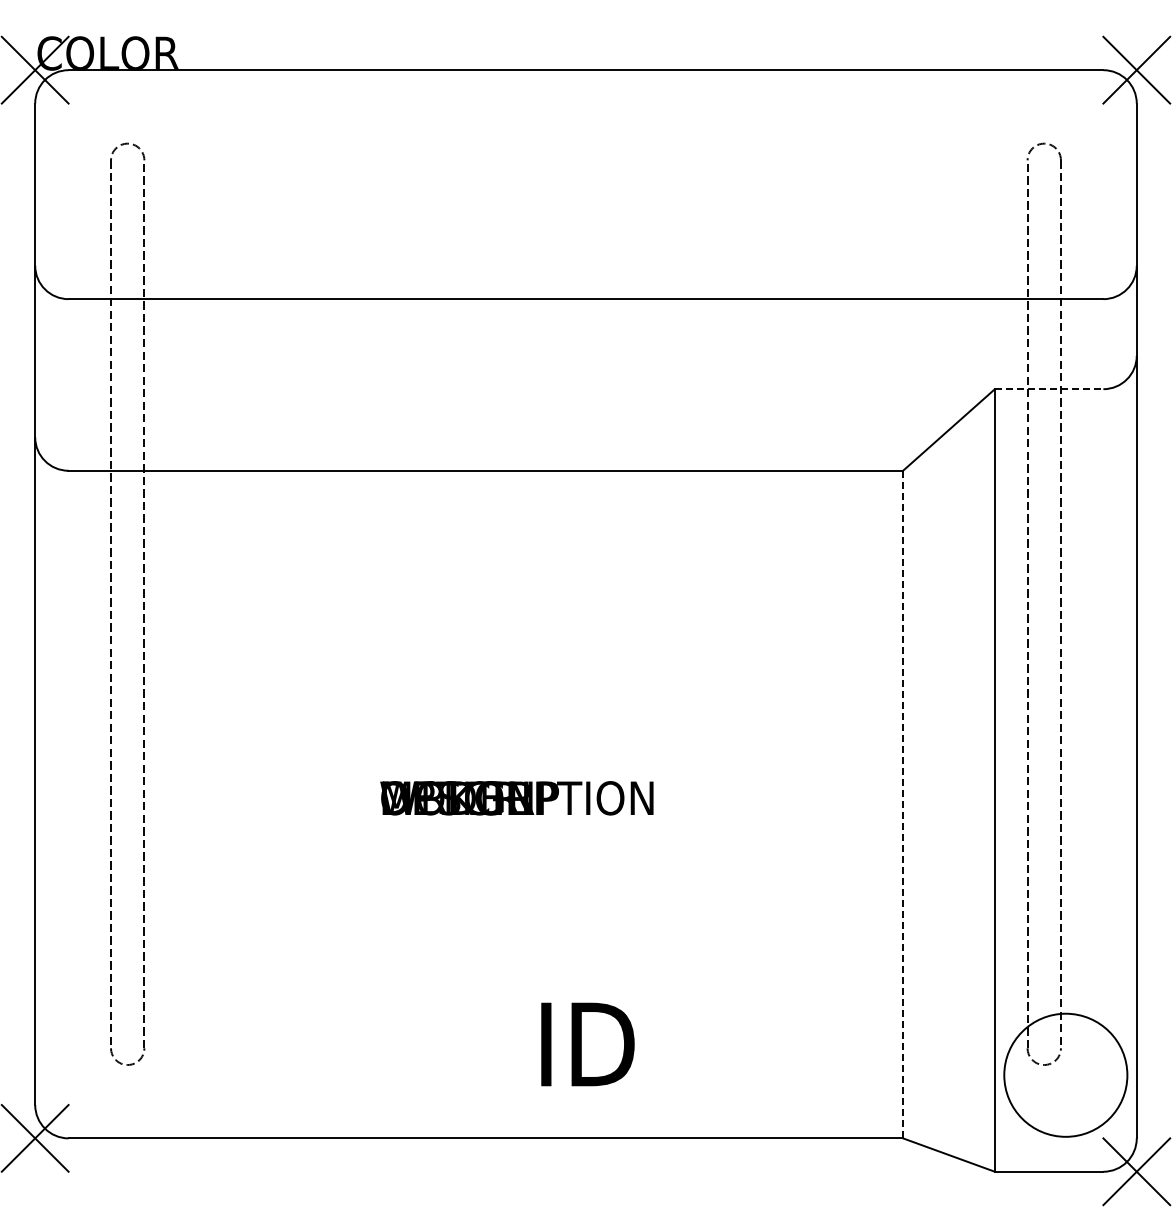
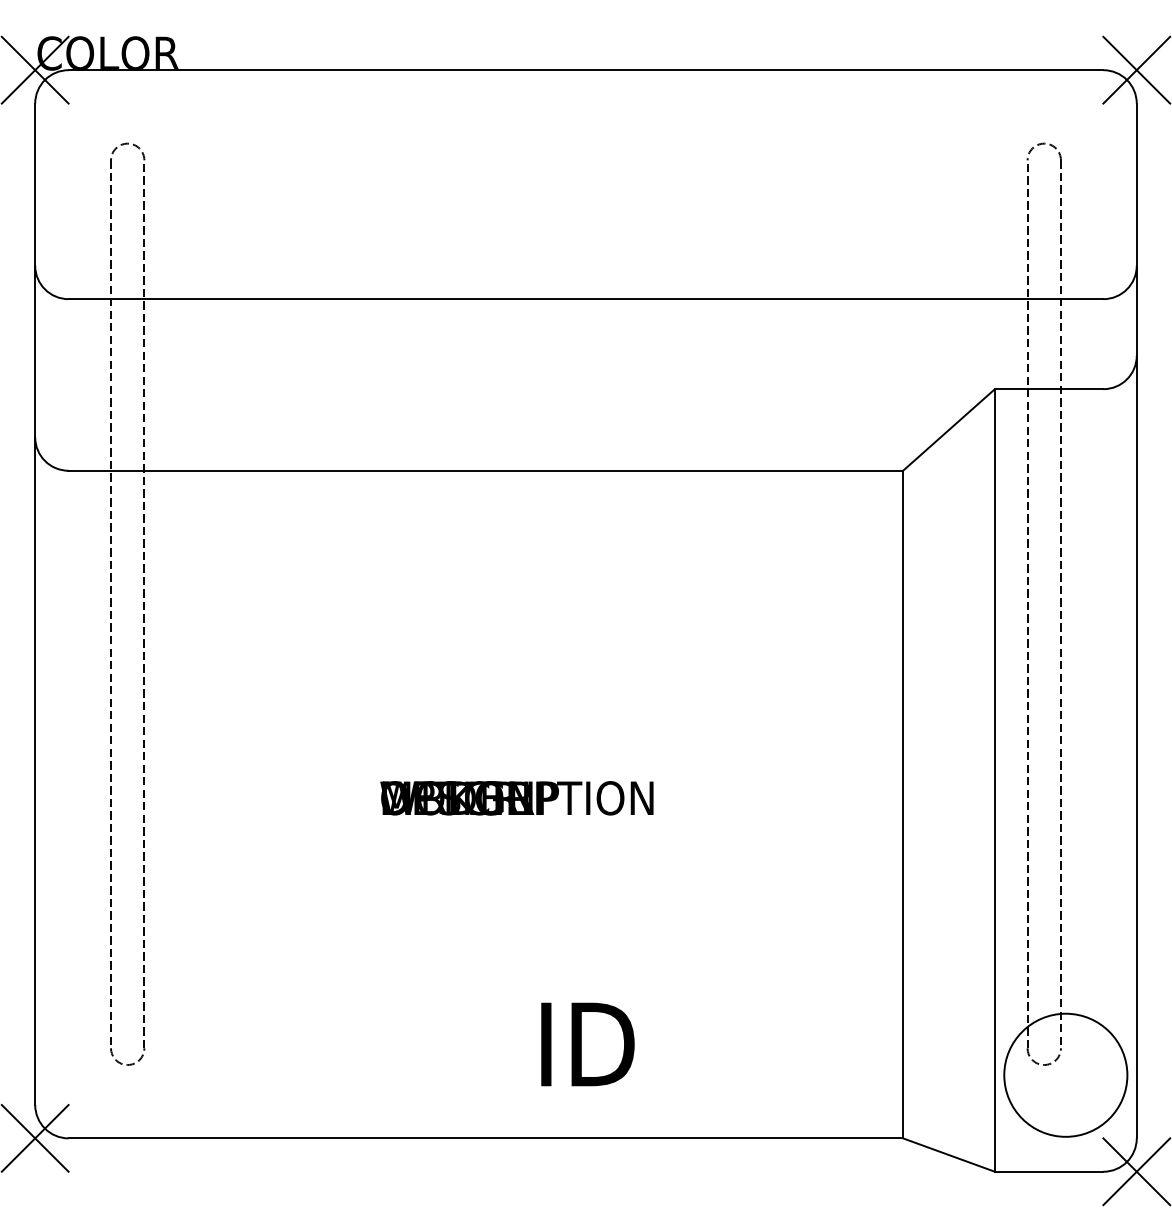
line: dashed -> solid (1049, 389)
line: dashed -> solid (903, 804)
